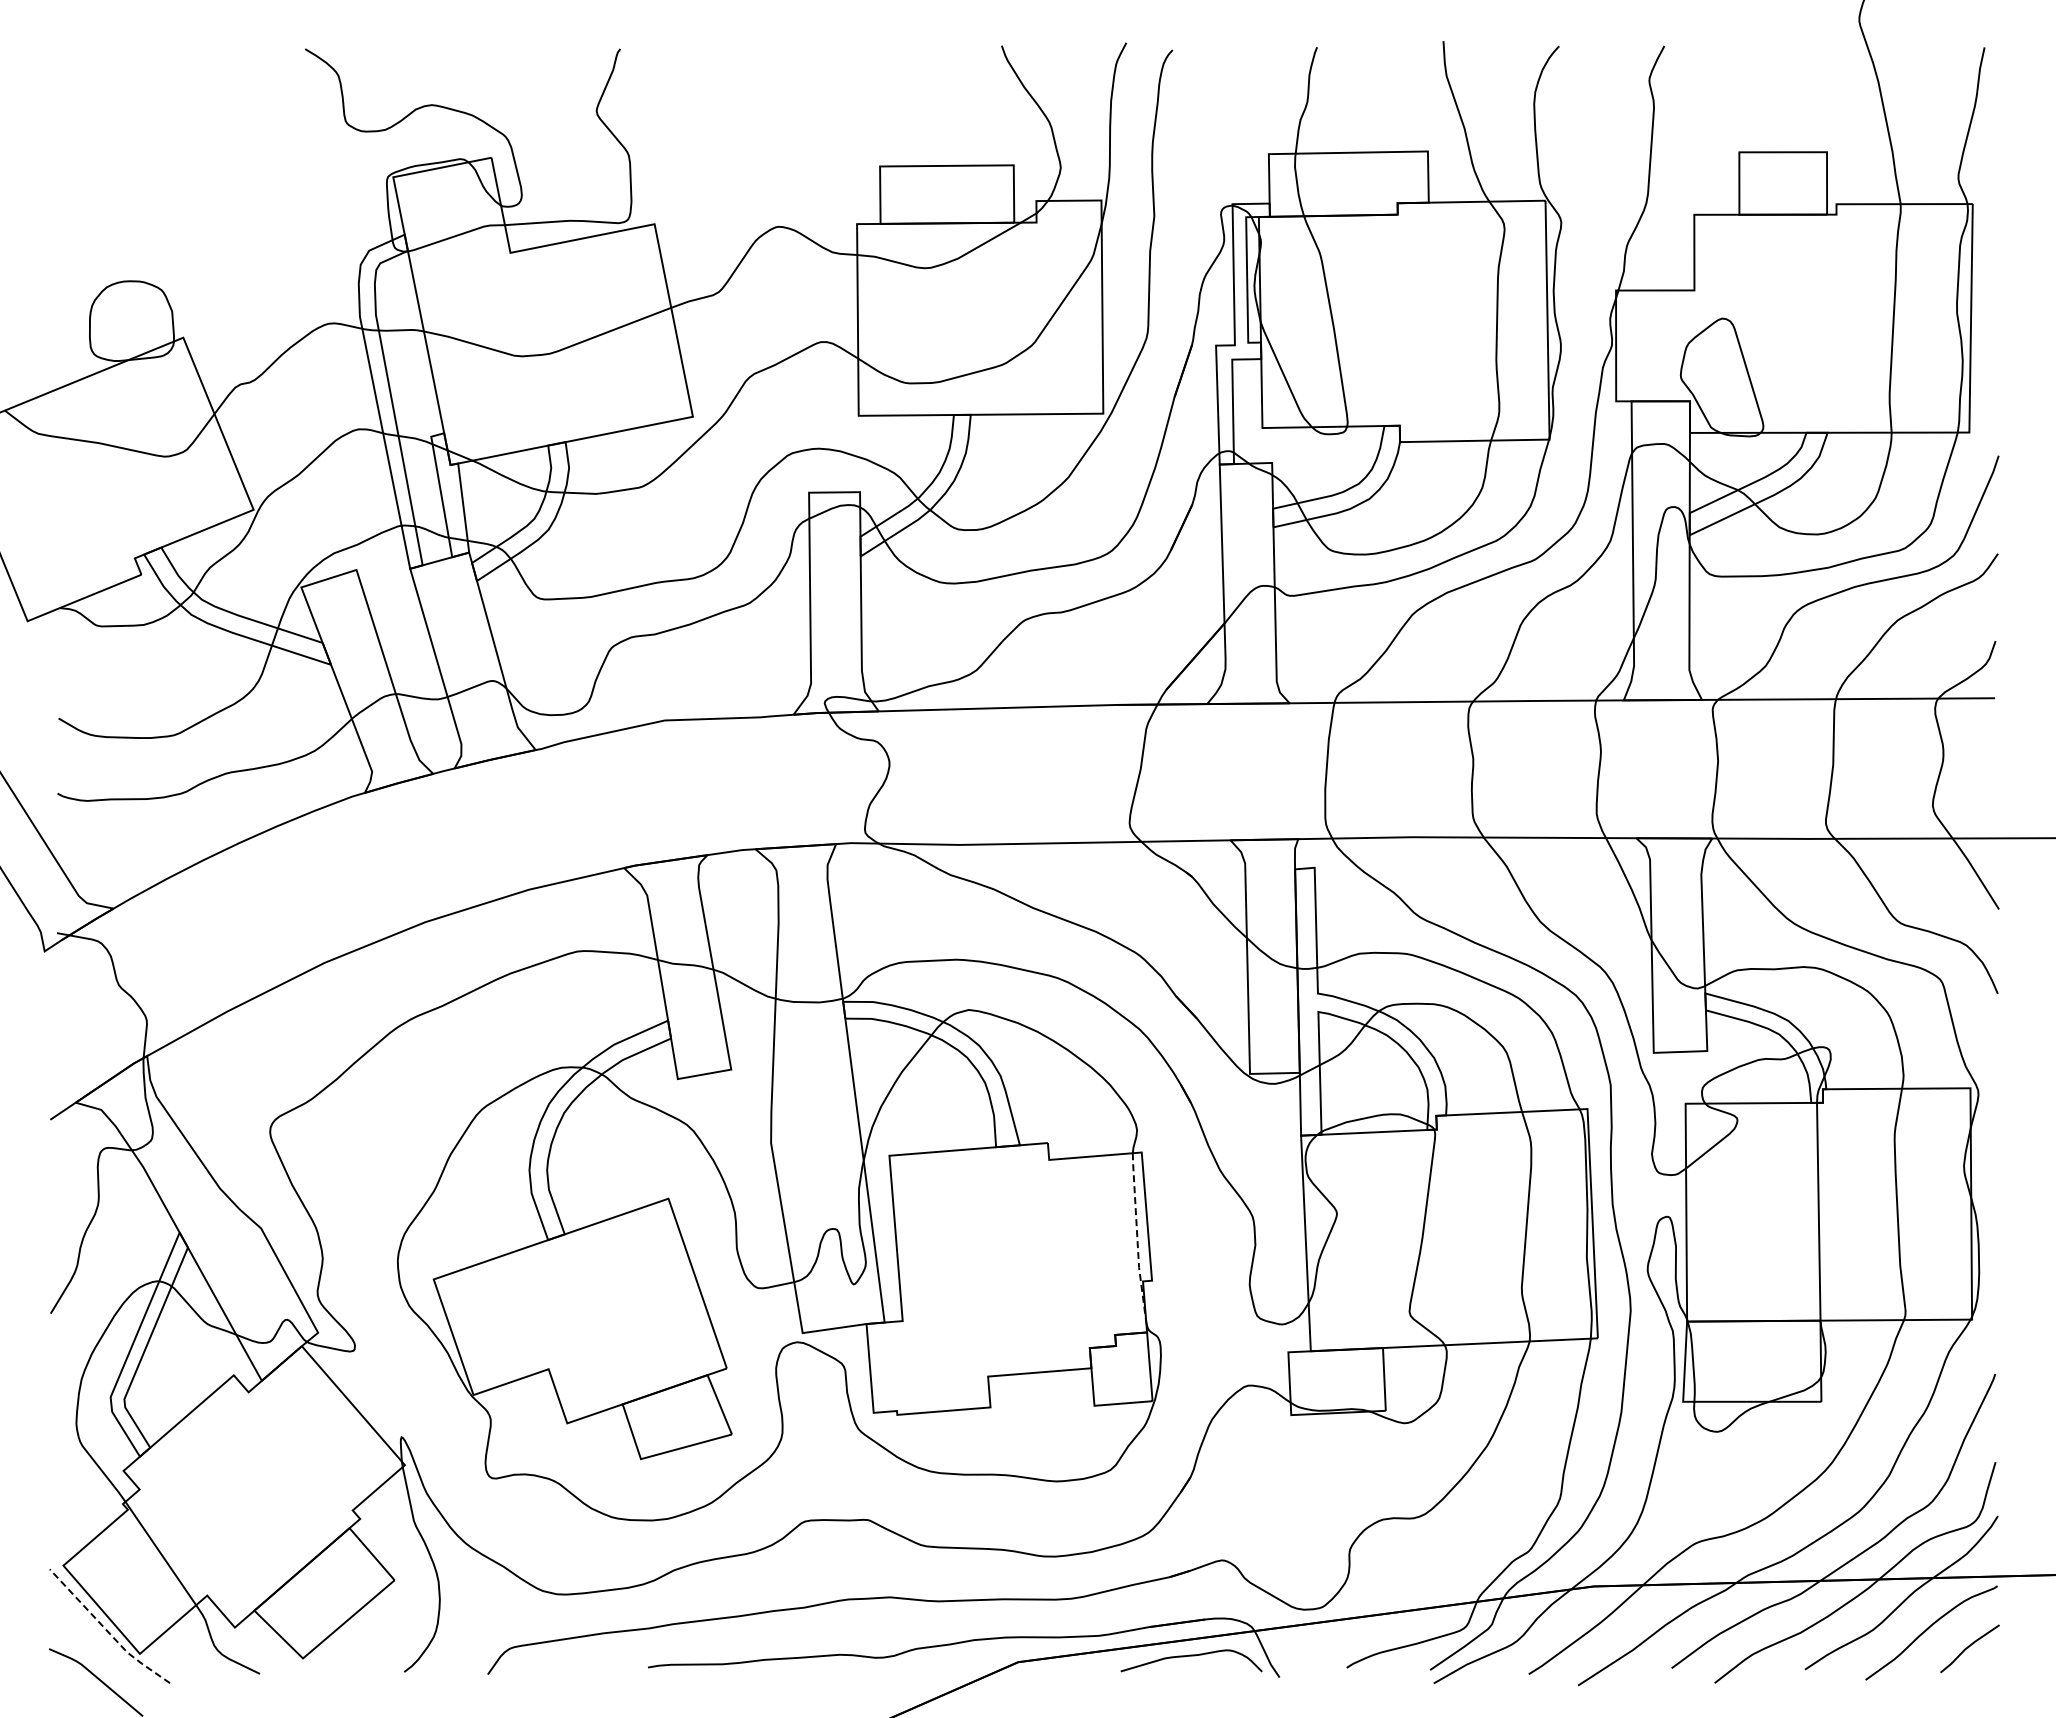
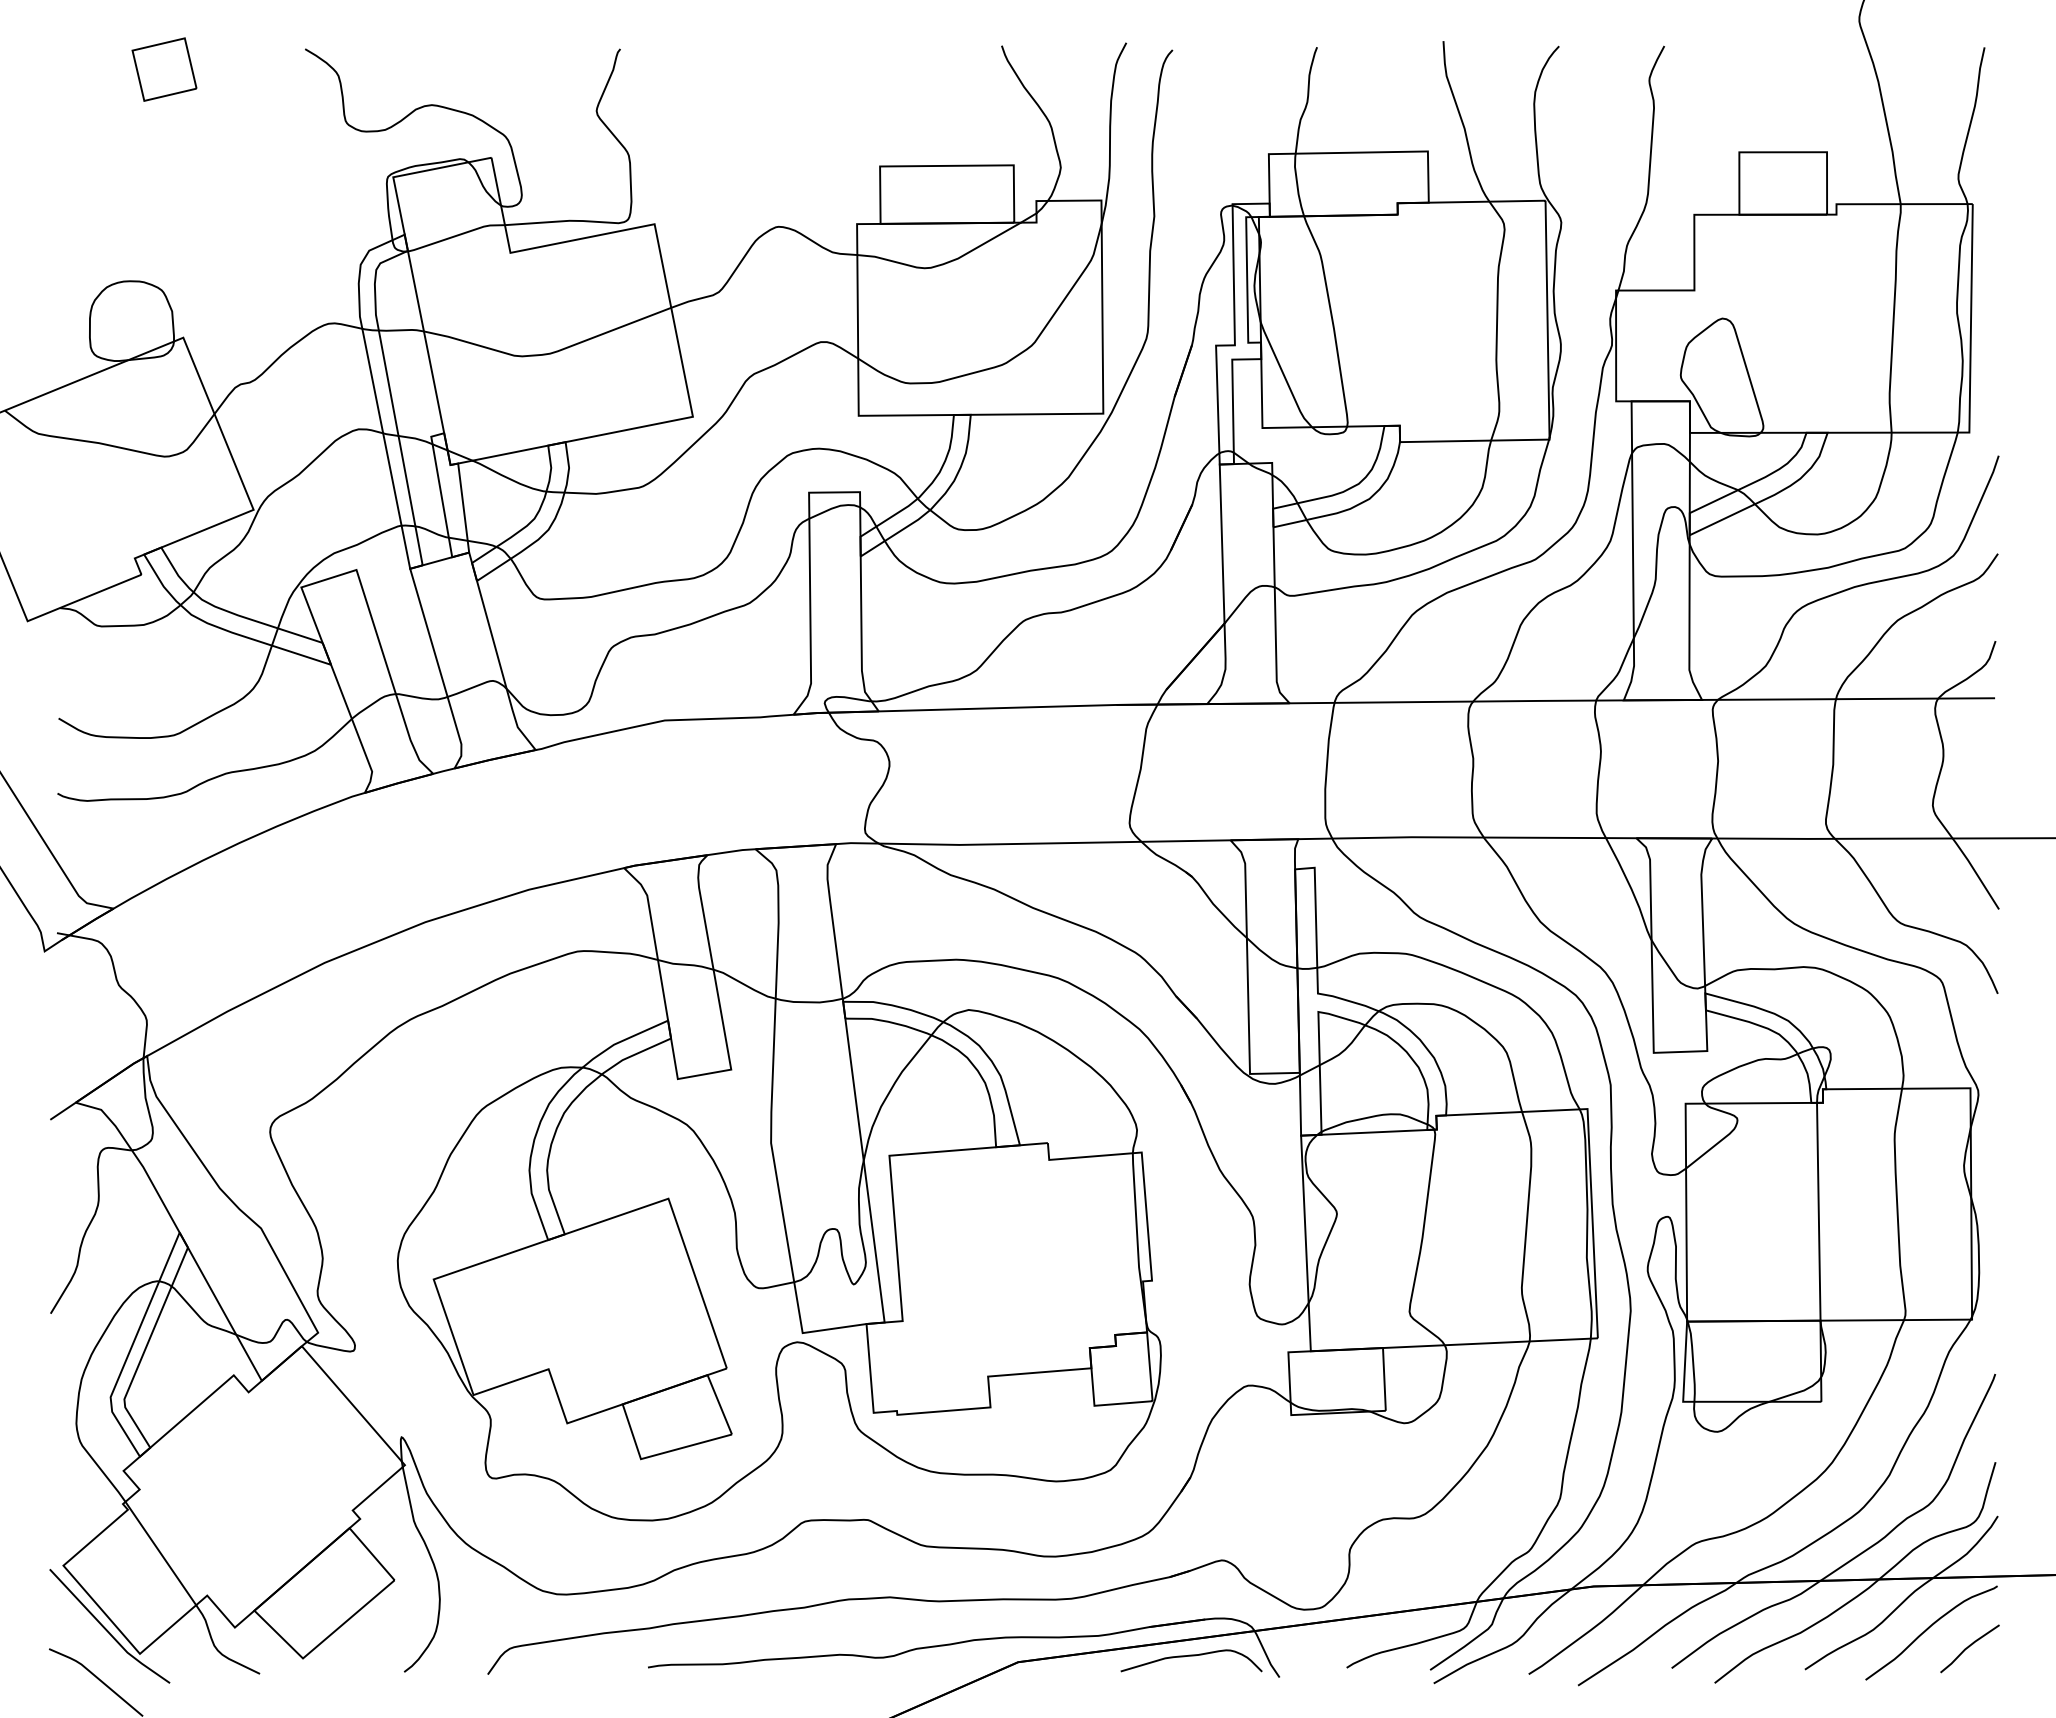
part: none -> present (164, 69)
line: dashed -> solid (1137, 1238)
line: dashed -> solid (107, 1631)
